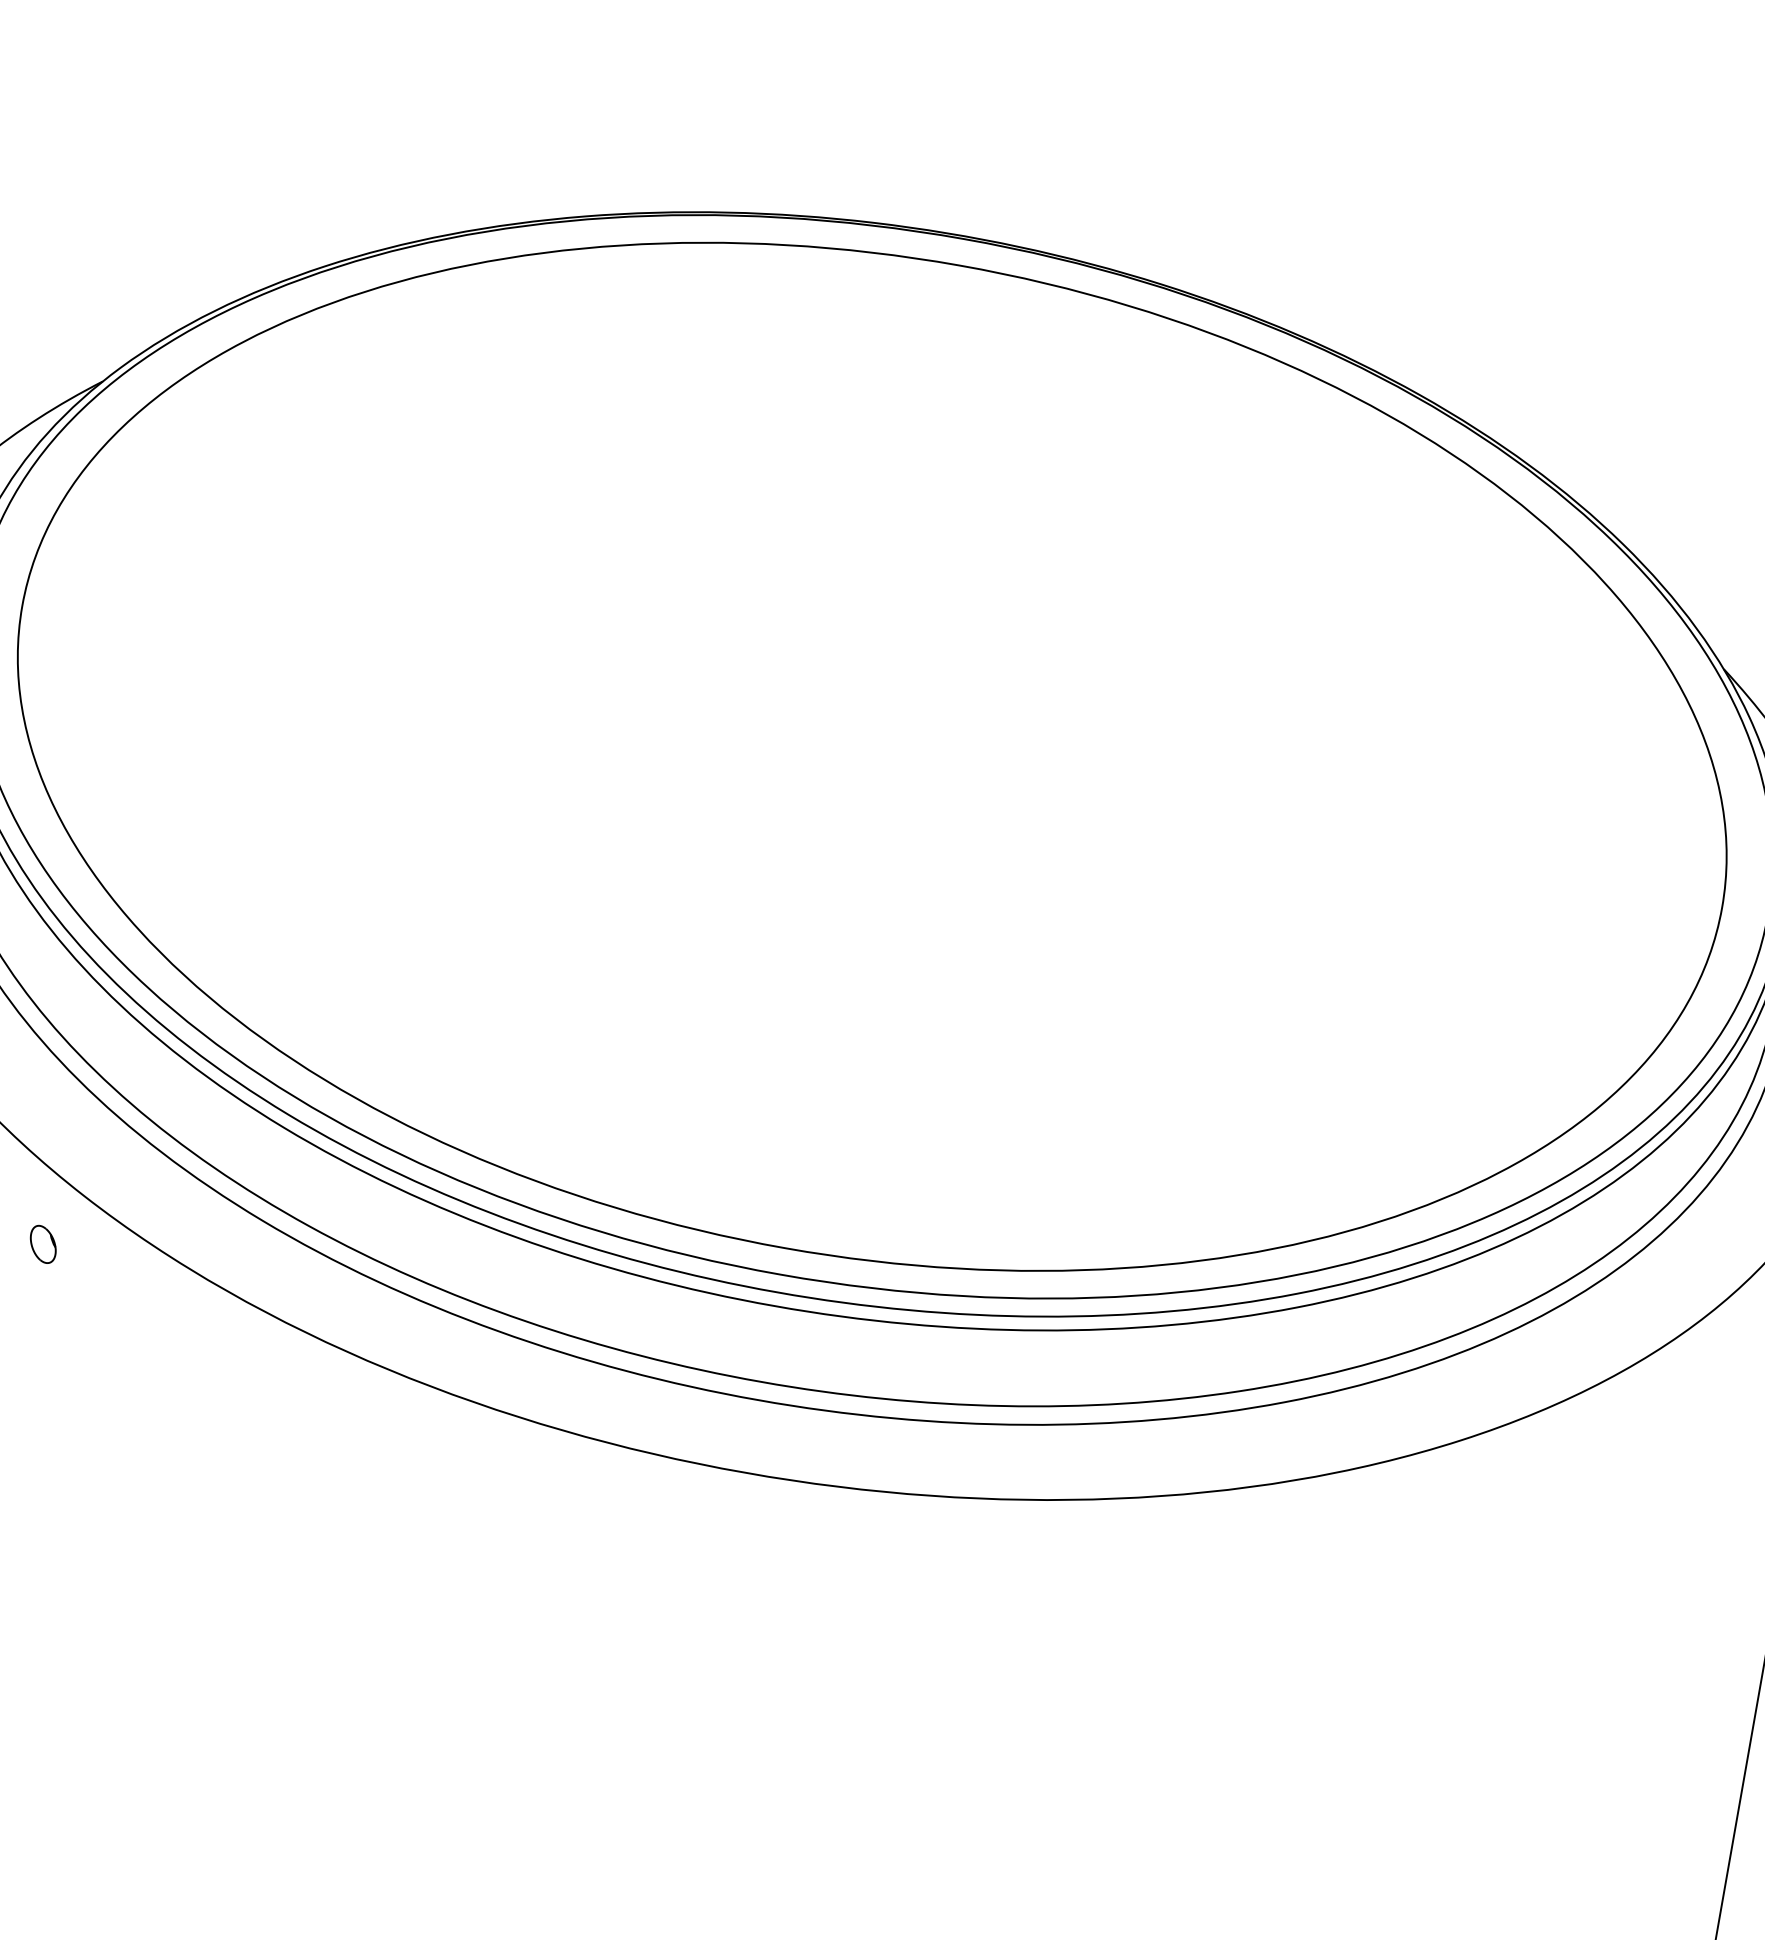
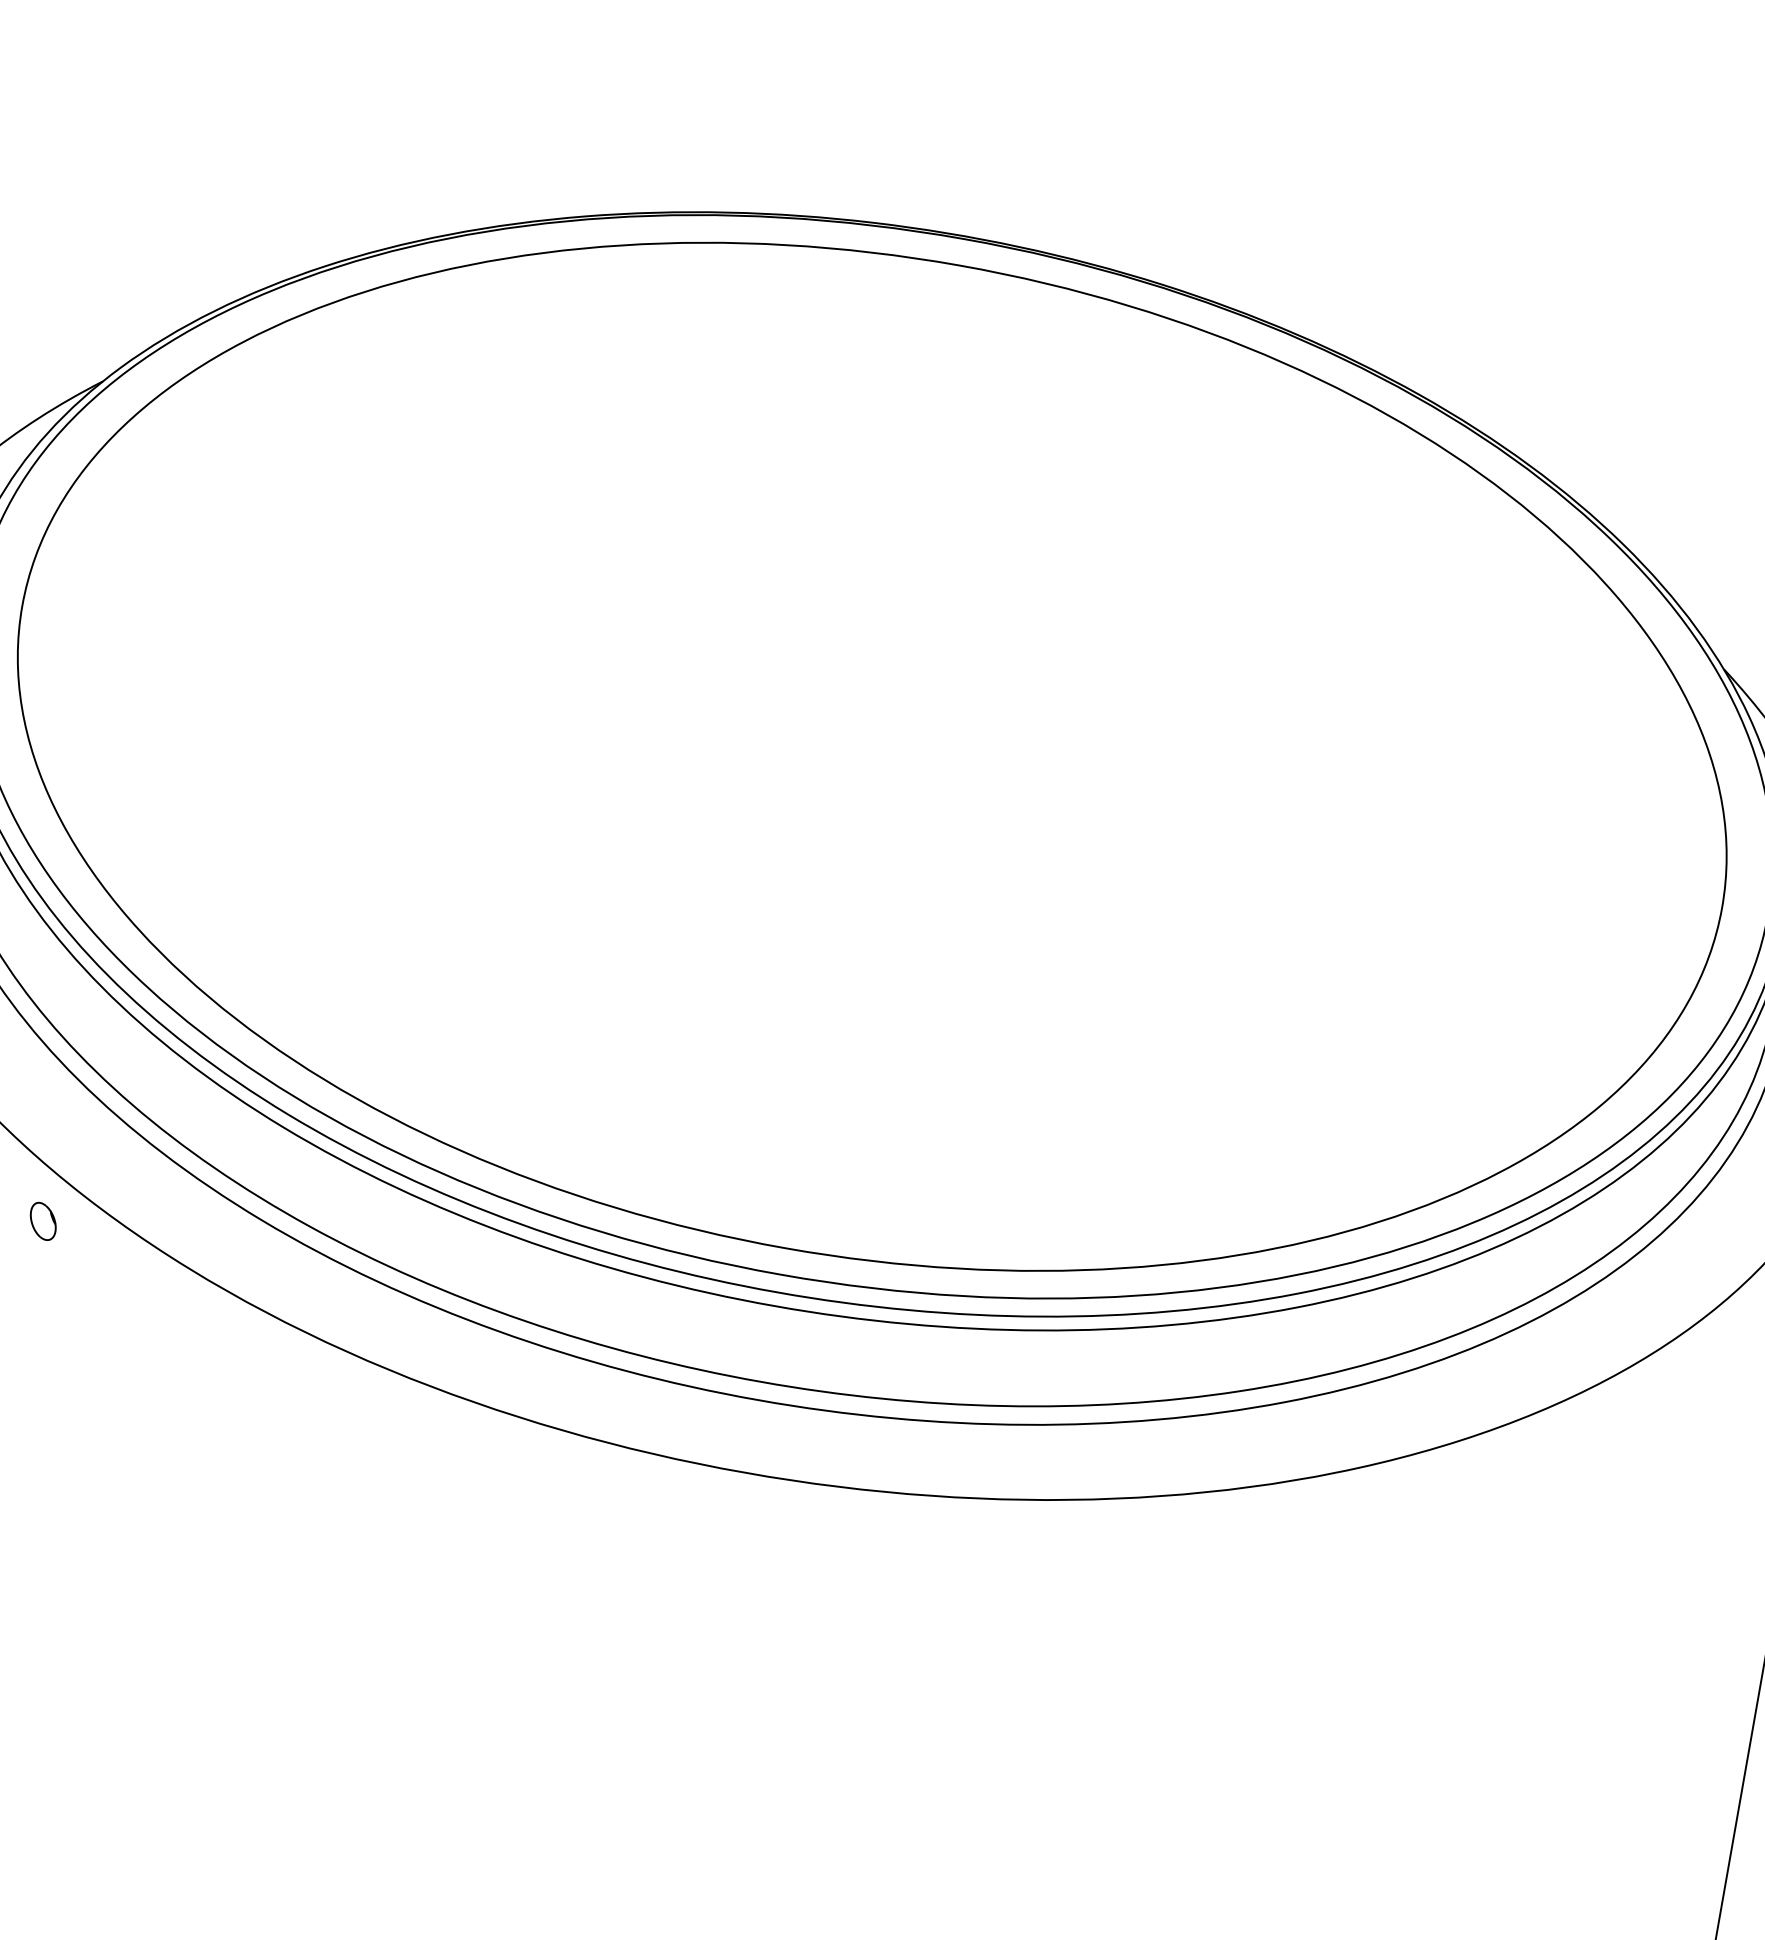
part position: (42, 1243) -> (42, 1220) (42, 1220)
